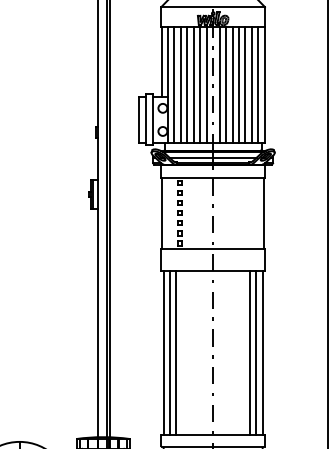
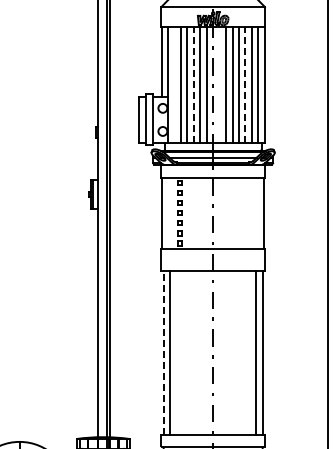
line: present -> none (174, 85)
line: solid -> dashed (193, 85)
line: present -> none (219, 85)
line: solid -> dashed (245, 85)
line: solid -> dashed (163, 352)
line: present -> none (176, 352)
line: present -> none (250, 352)
